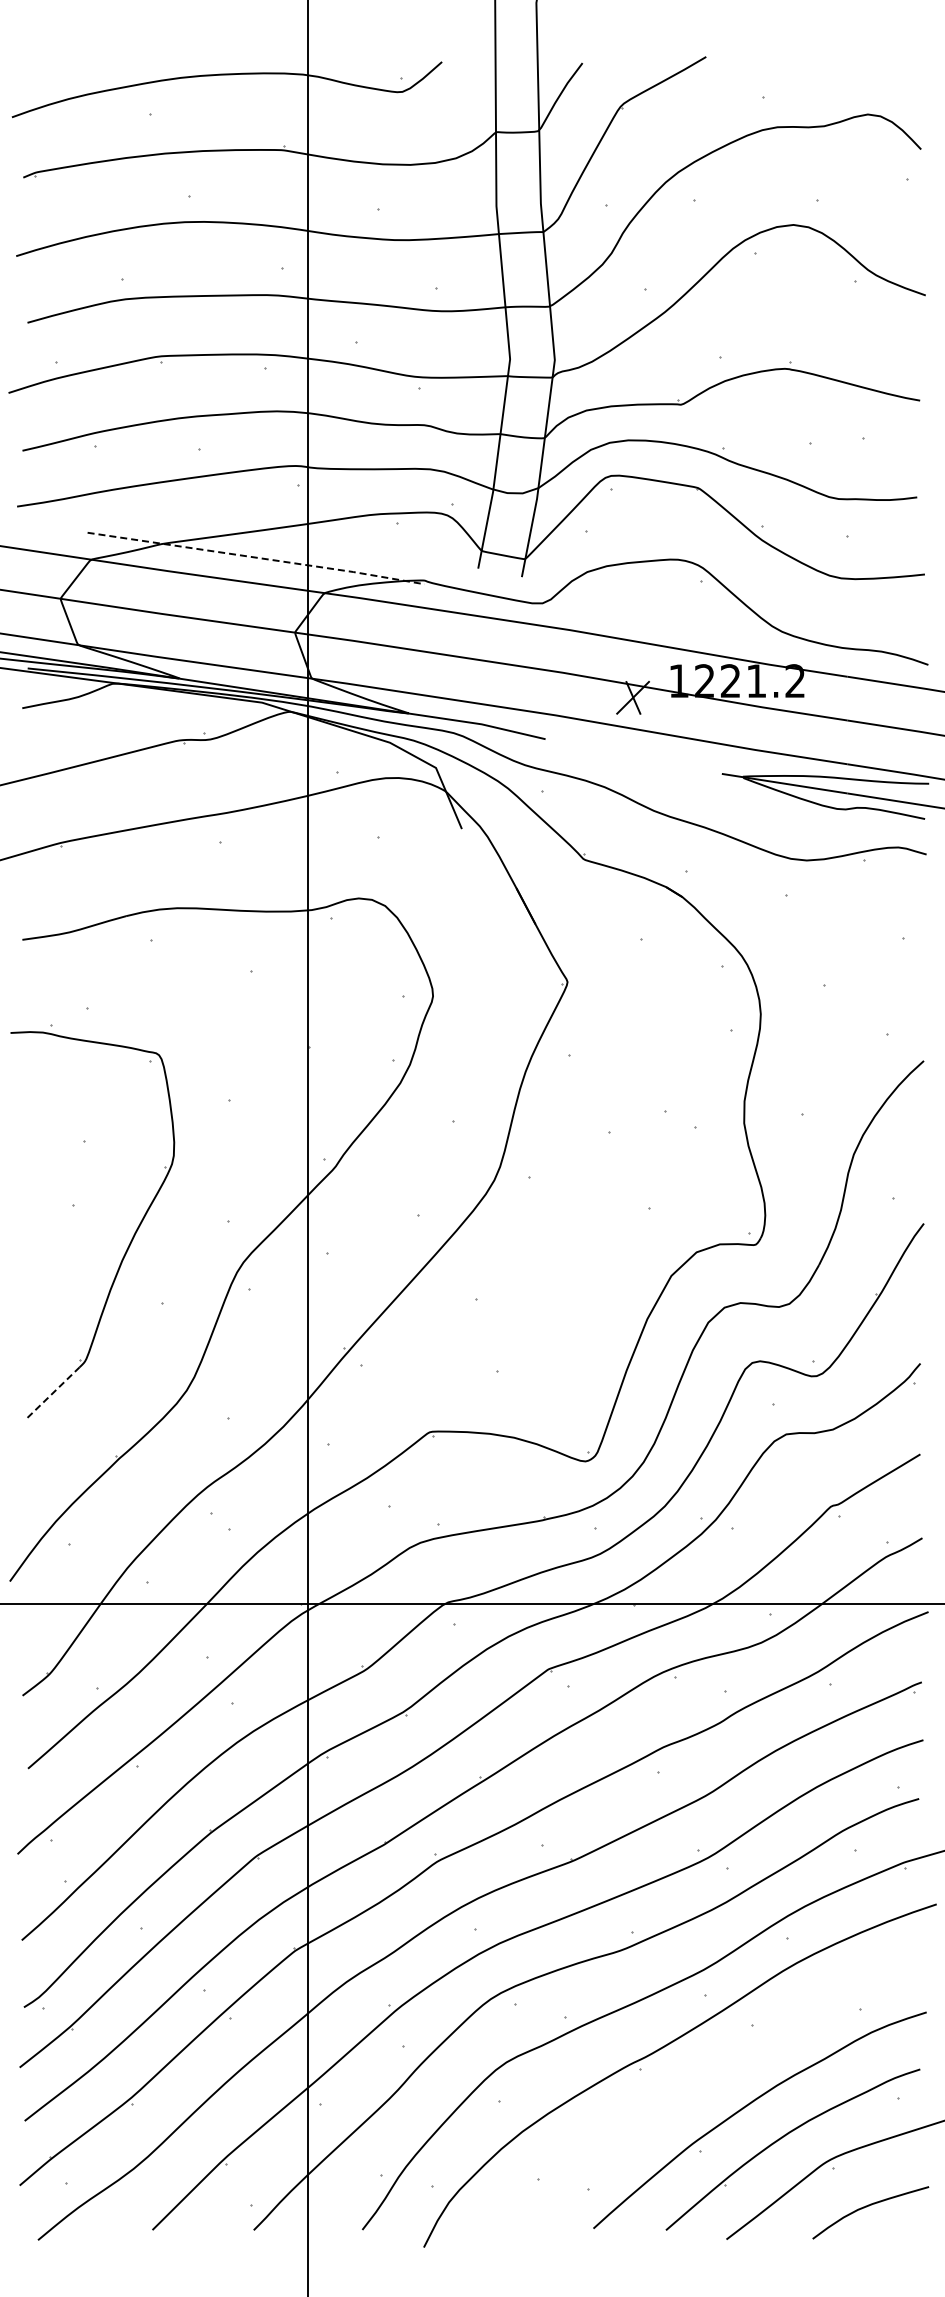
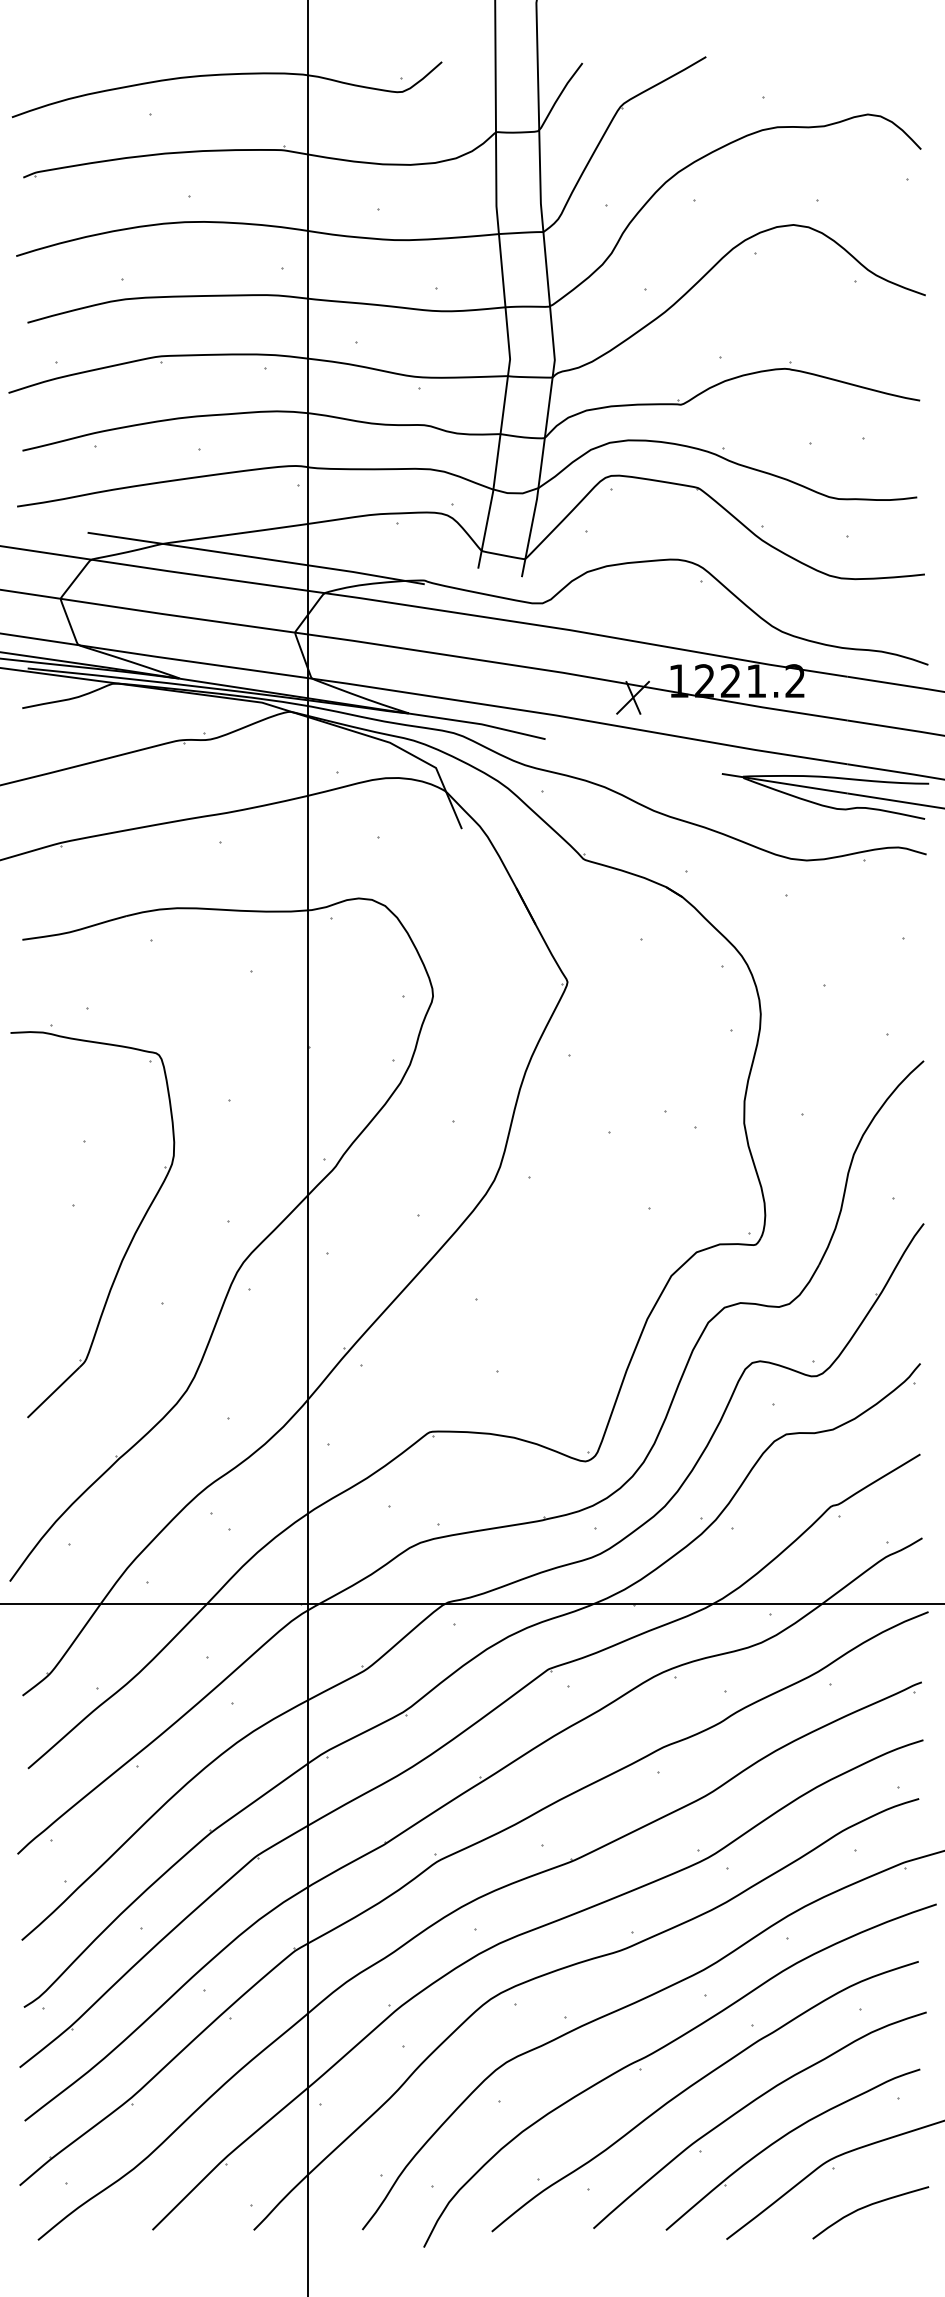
line: dashed -> solid (257, 557)
line: dashed -> solid (53, 1392)
curve: none -> present (695, 2084)
